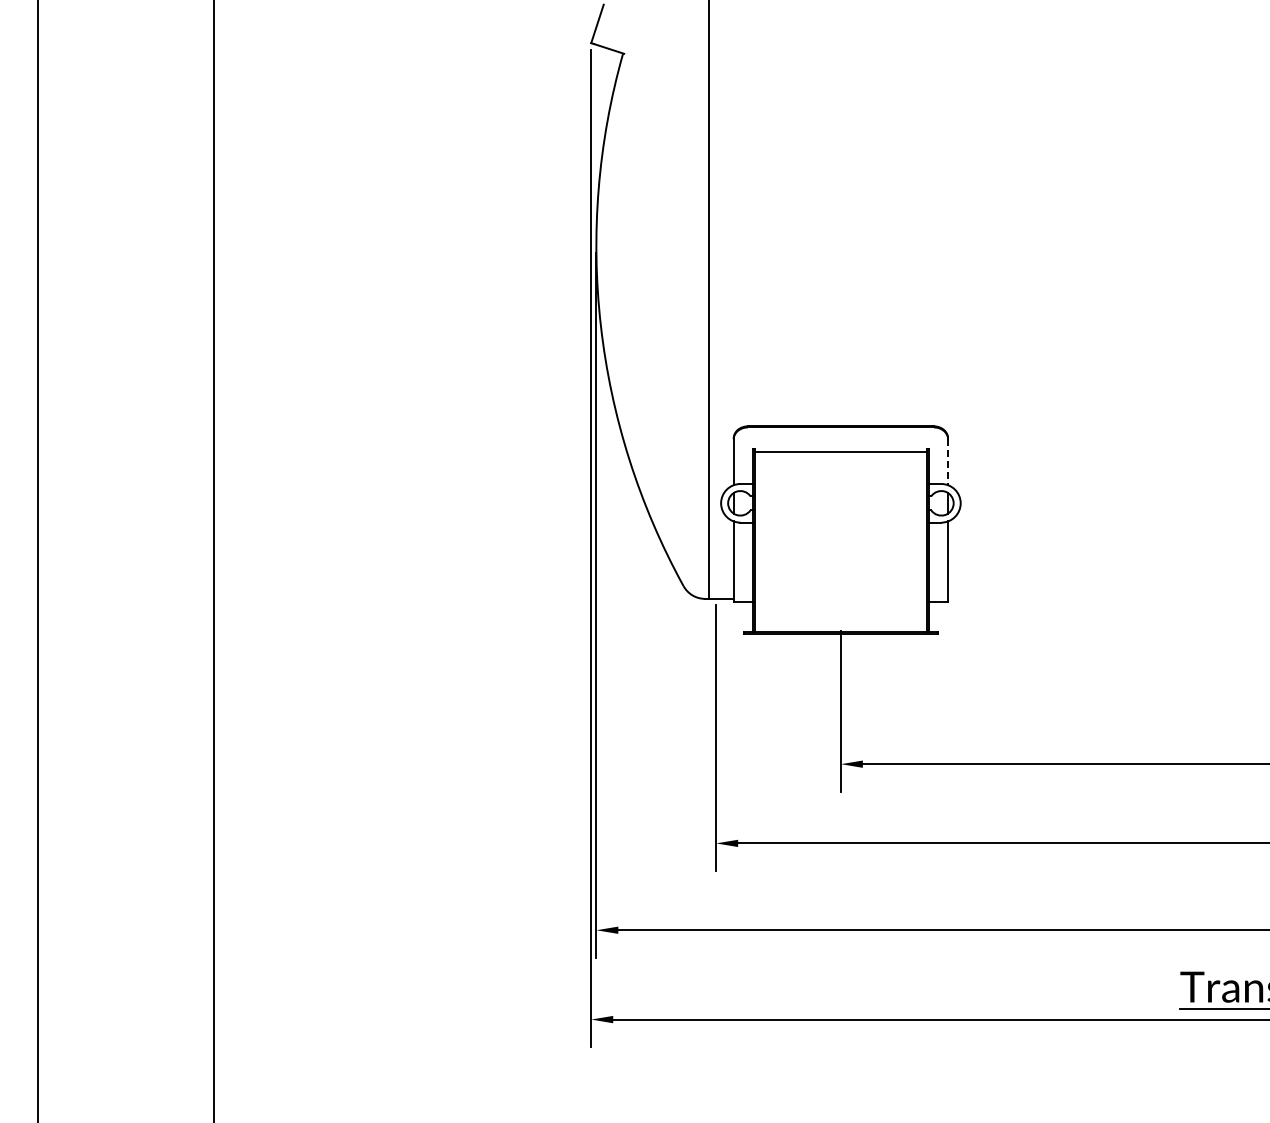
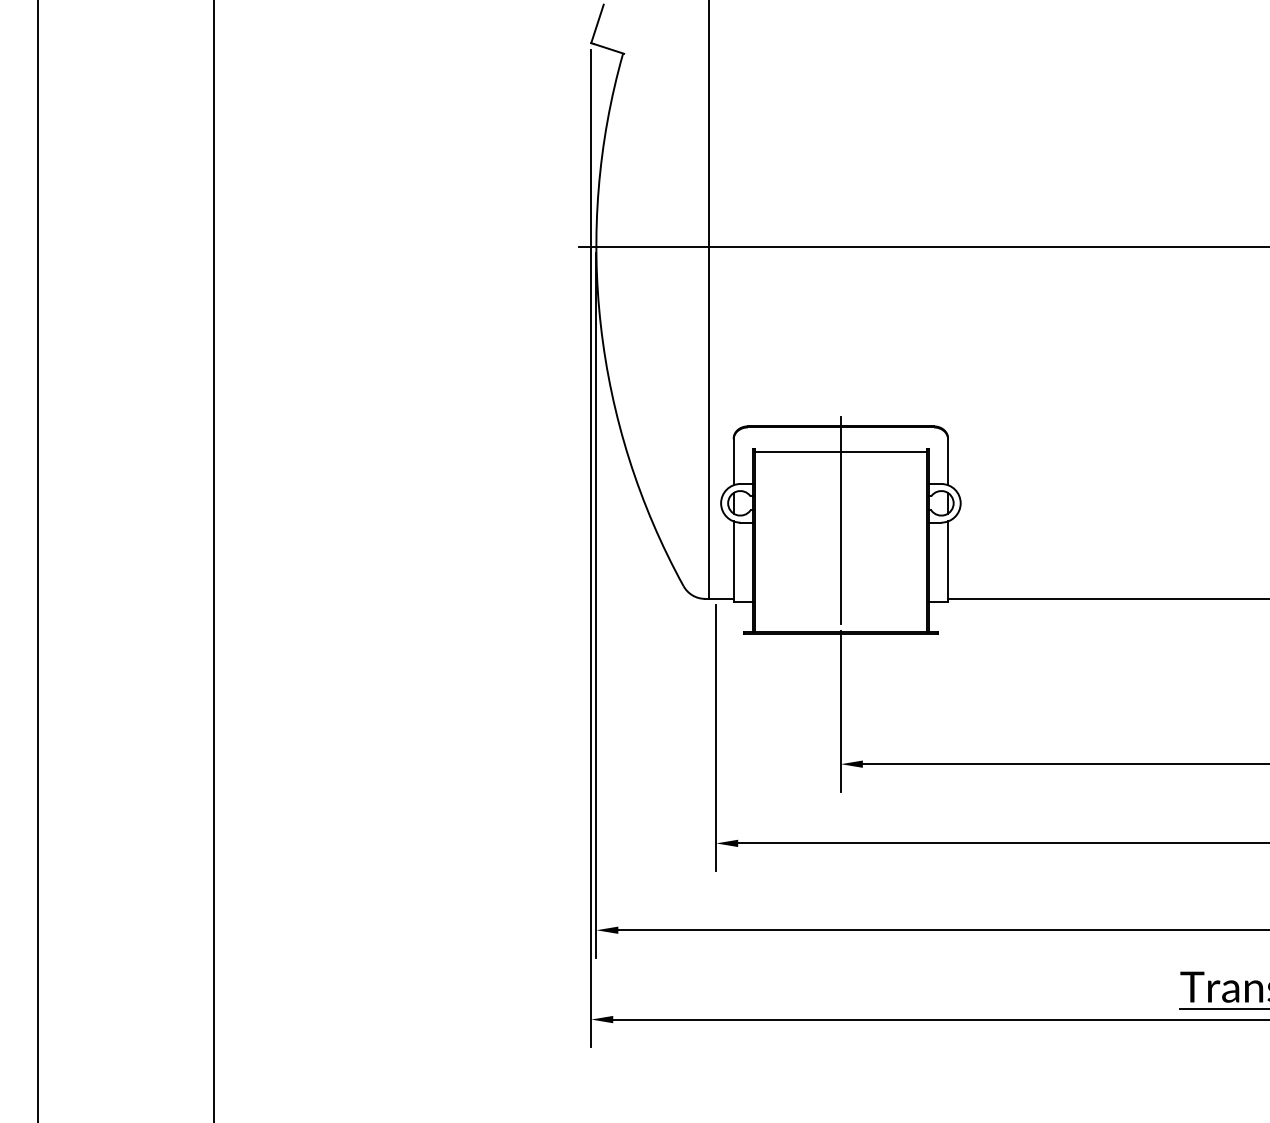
line: none -> present (922, 246)
line: dashed -> solid (948, 462)
line: none -> present (840, 520)
line: none -> present (1107, 598)
